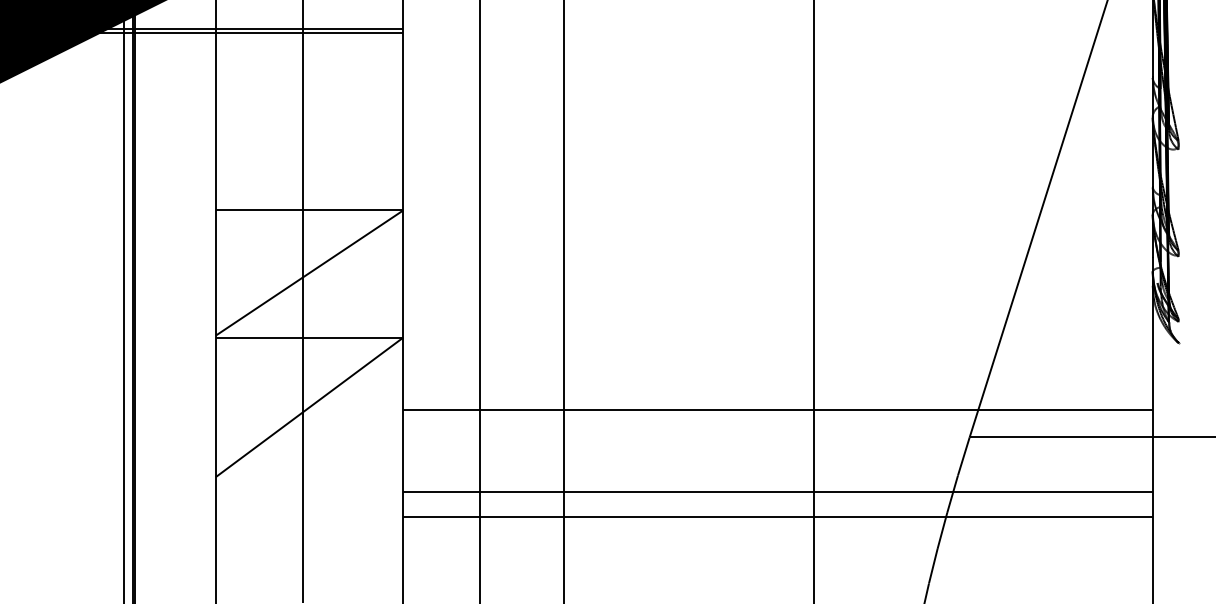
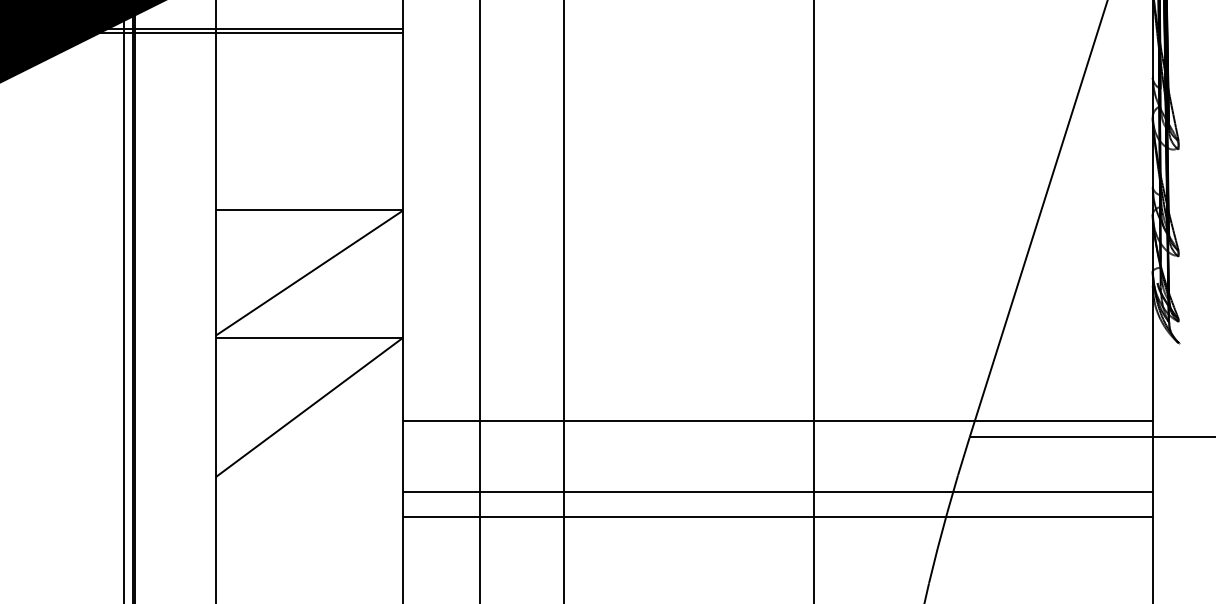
line: present -> none (302, 301)
line position: (777, 409) -> (777, 420) (777, 420)
